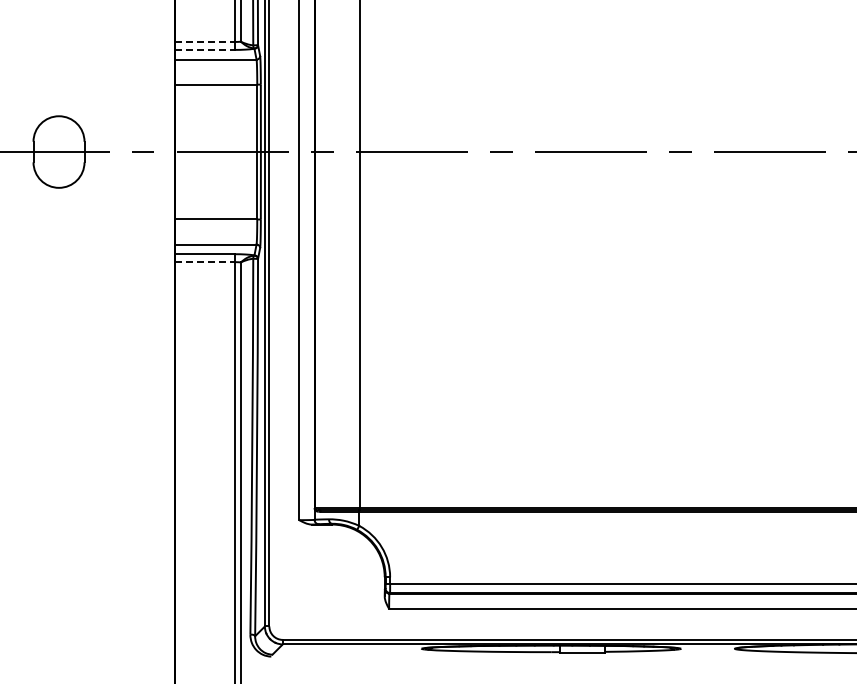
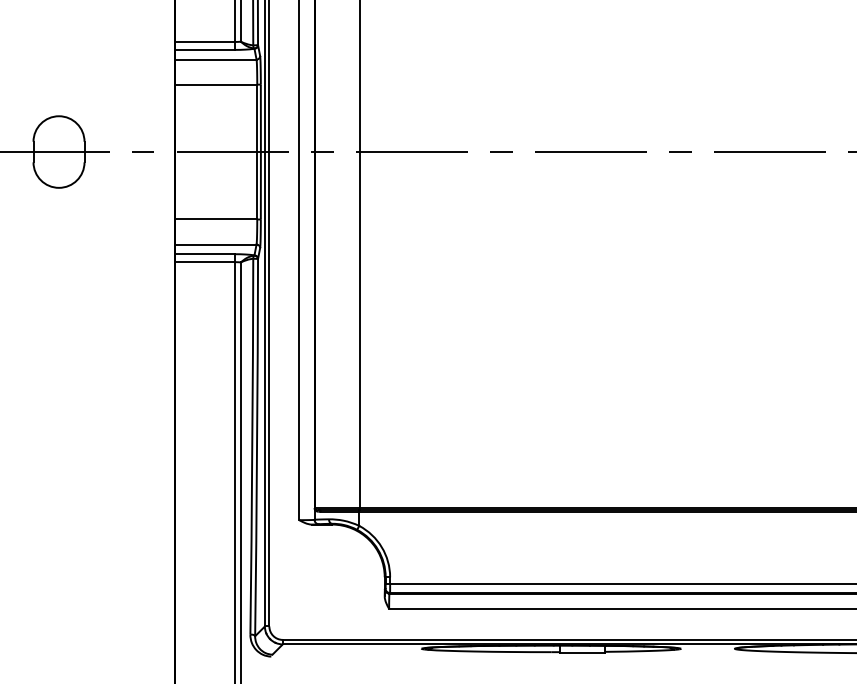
line: dashed -> solid (205, 41)
line: dashed -> solid (205, 49)
line: dashed -> solid (205, 262)
